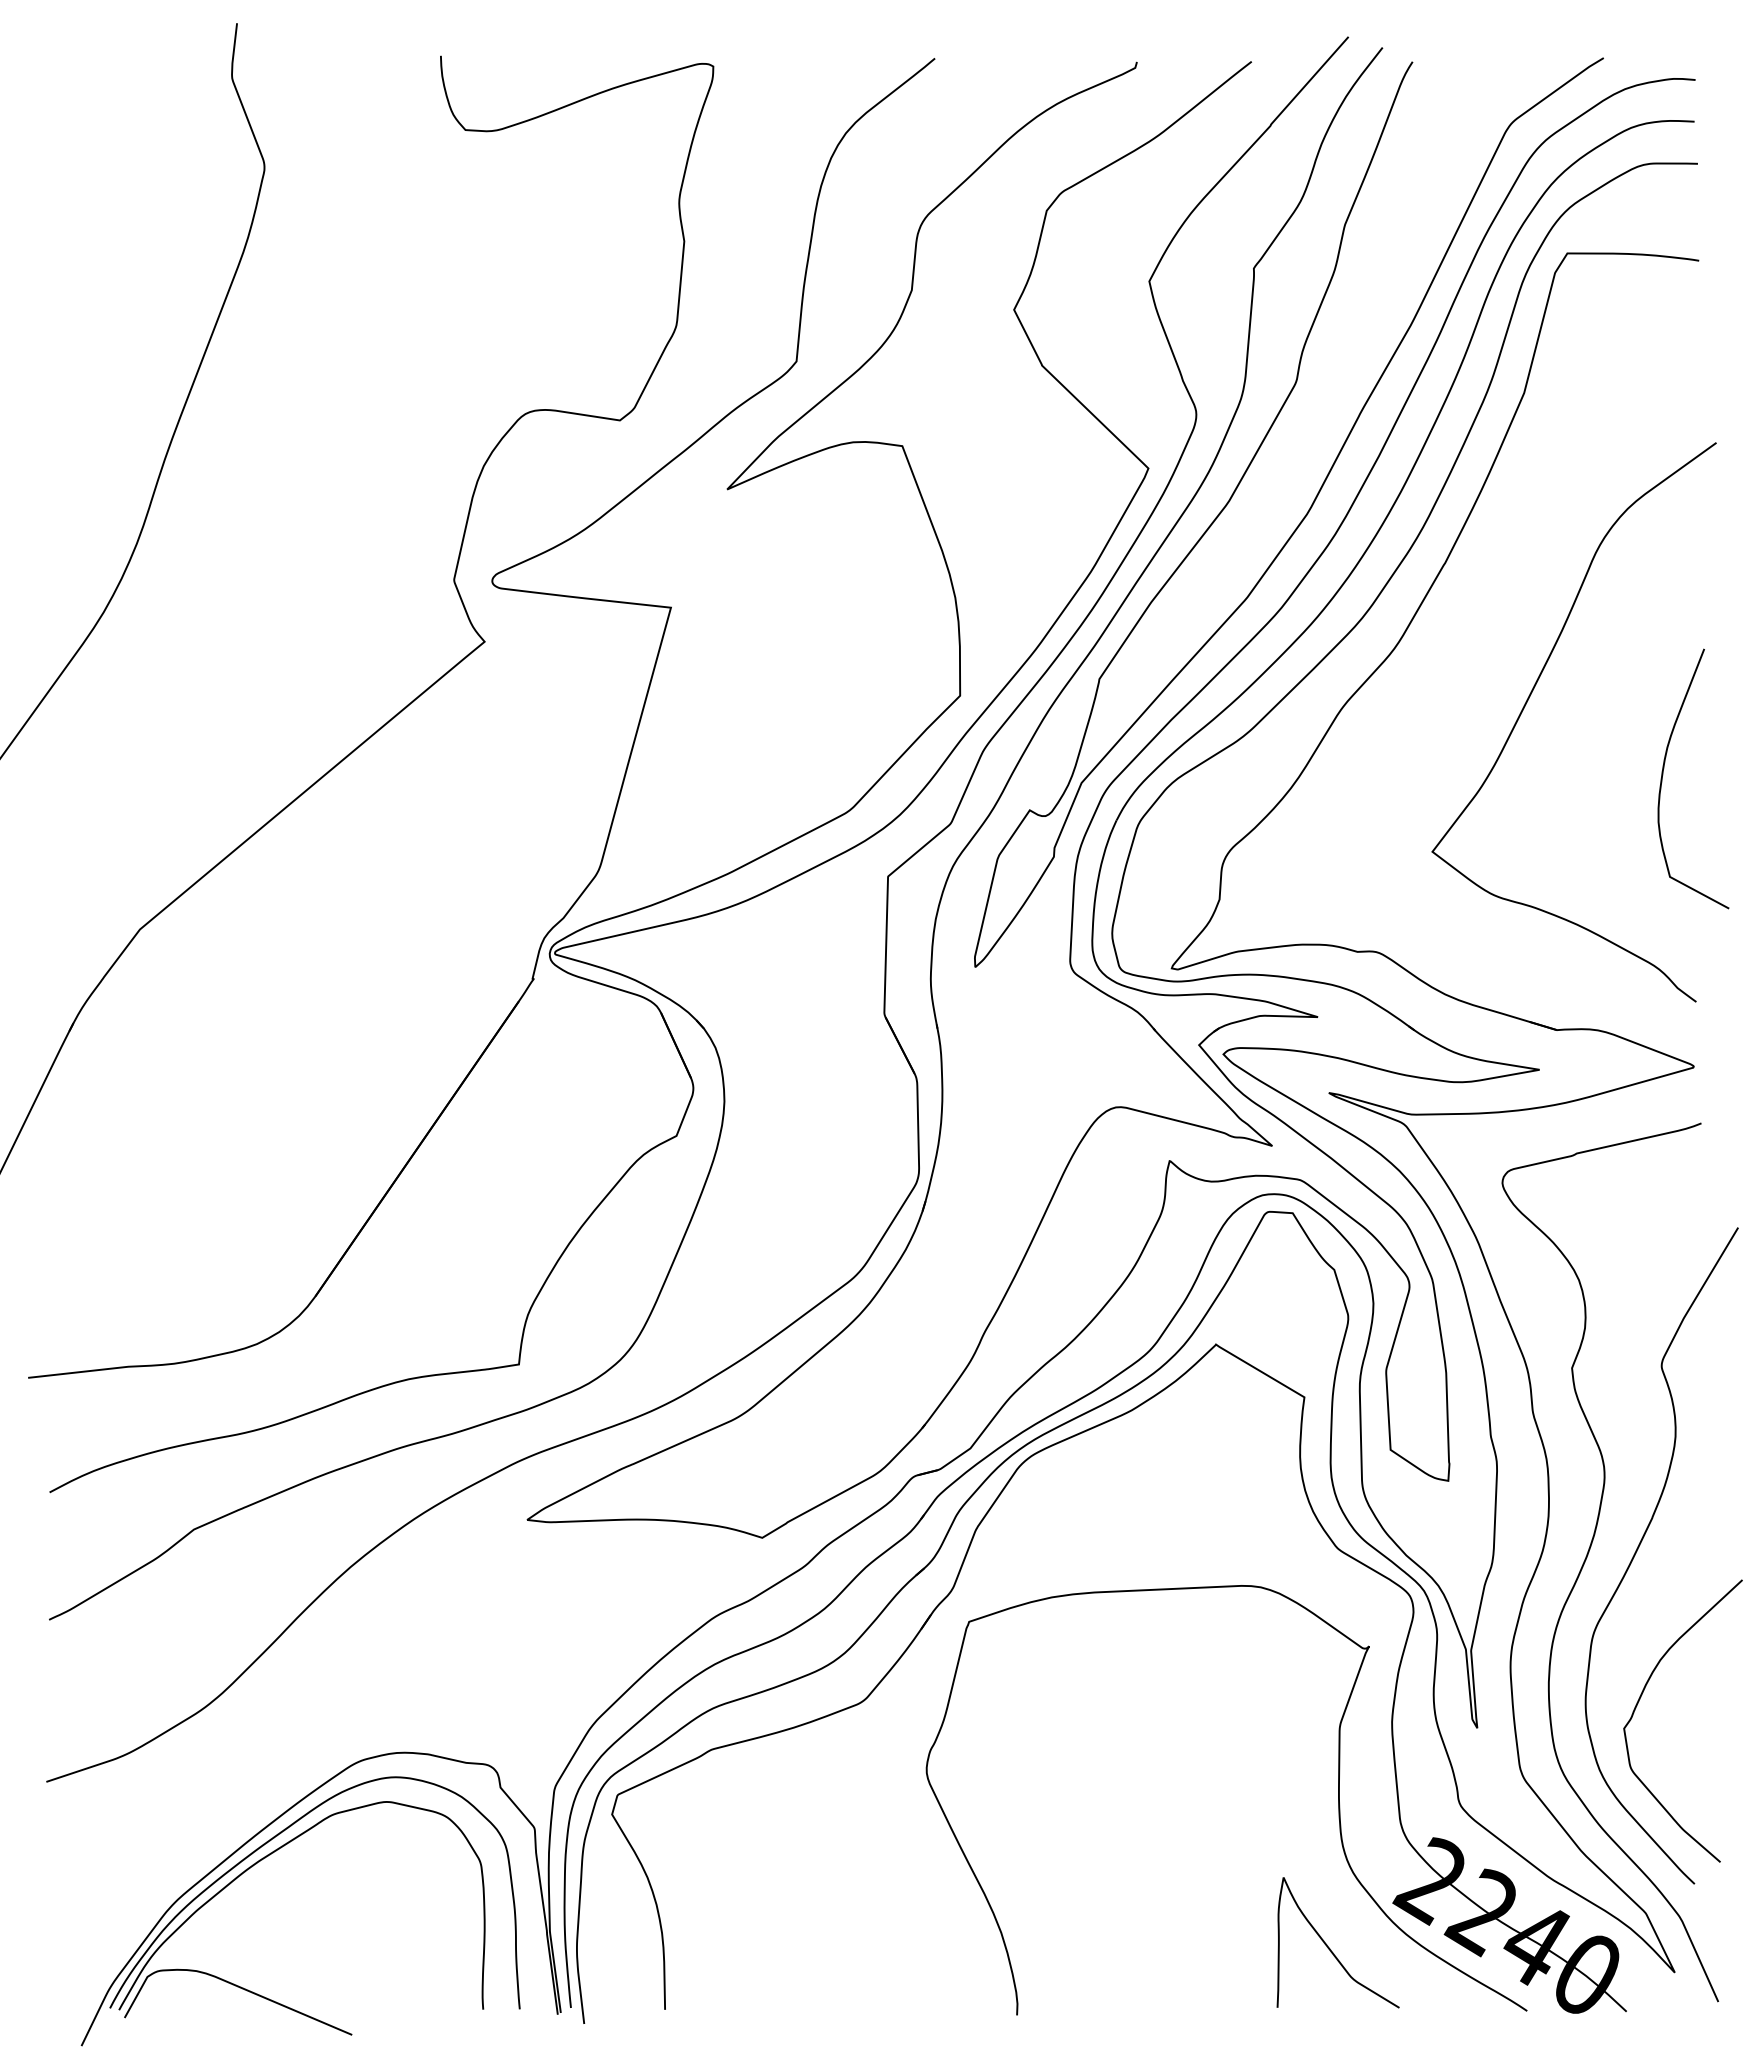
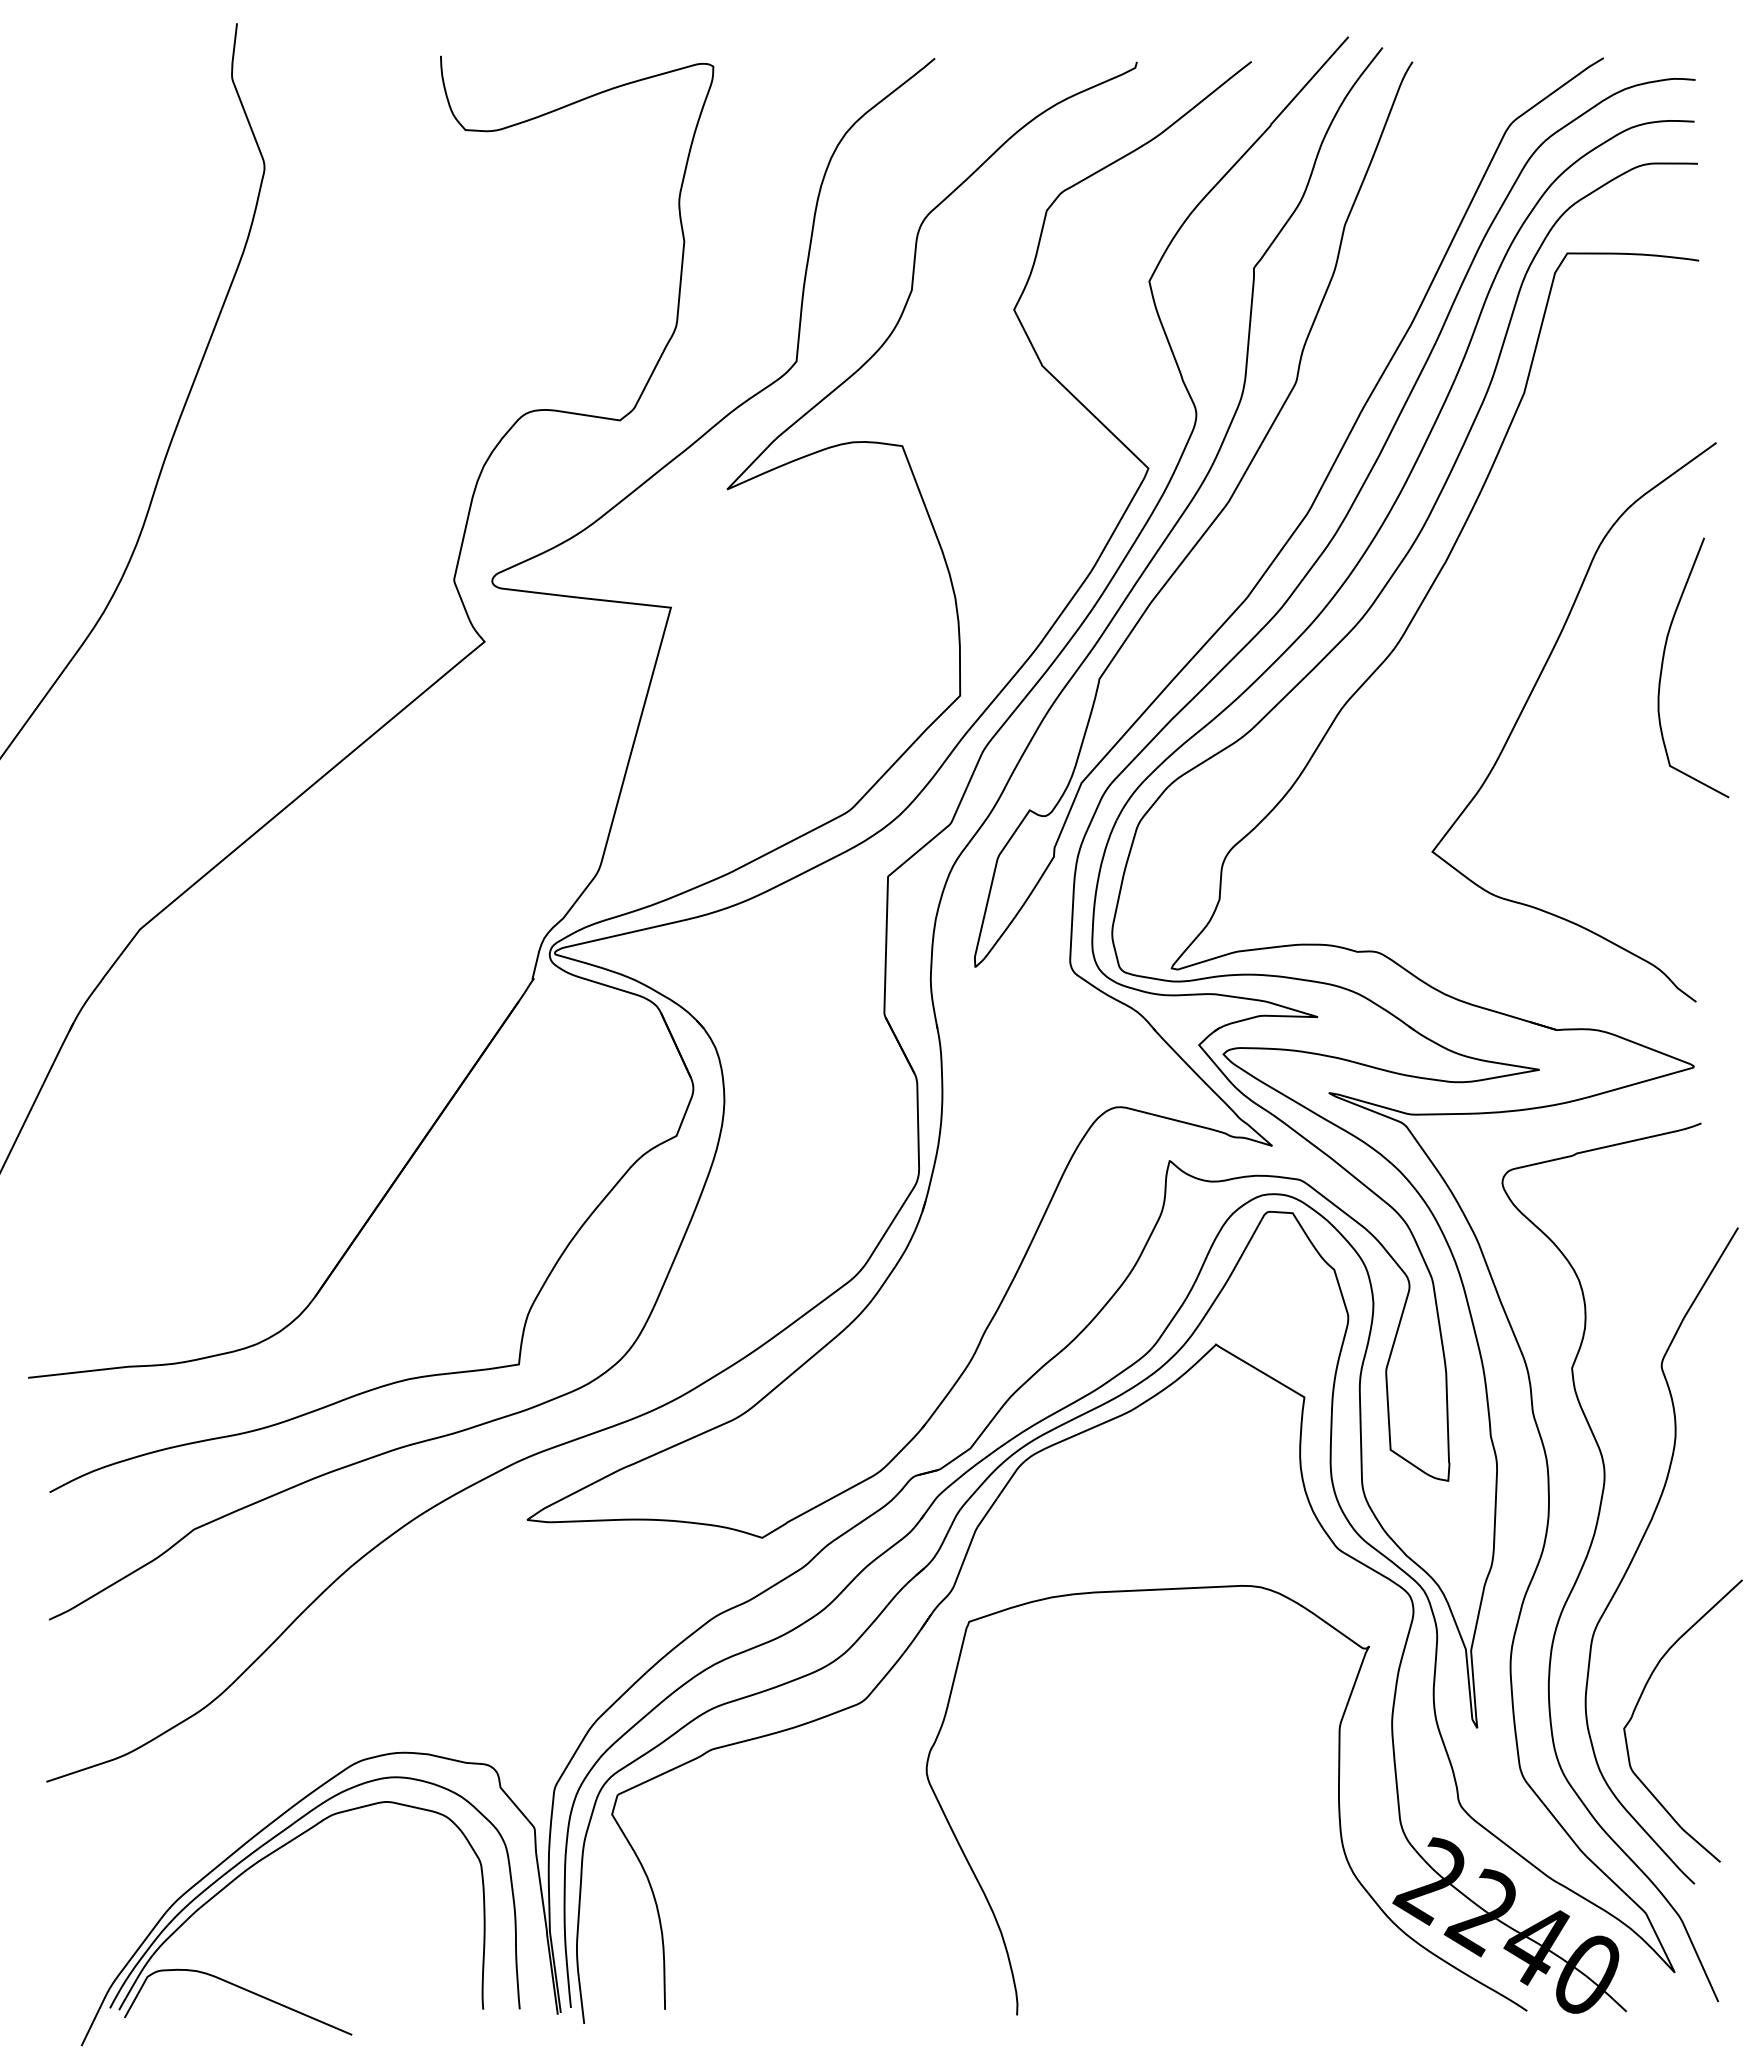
curve position: (1663, 775) -> (1663, 664) (1663, 664)
curve: present -> none (1330, 1948)
